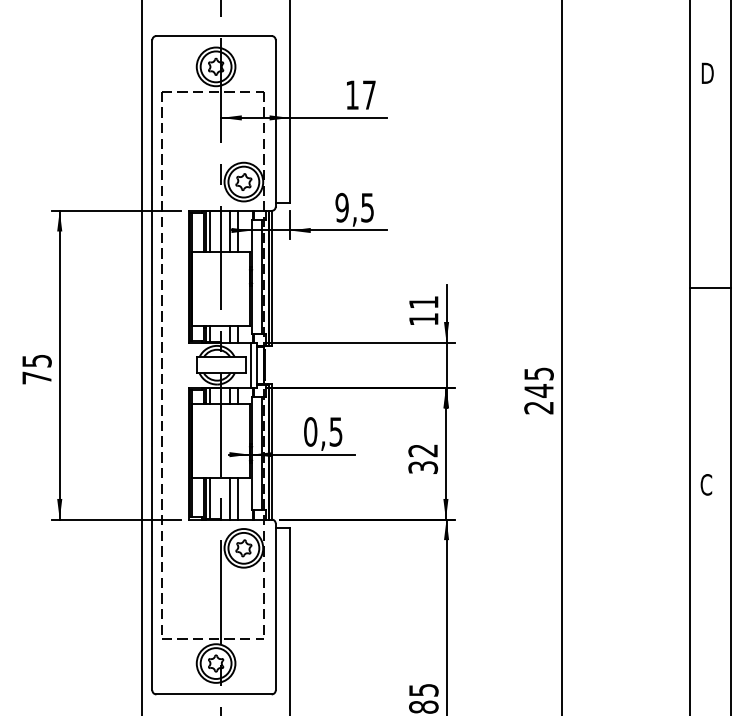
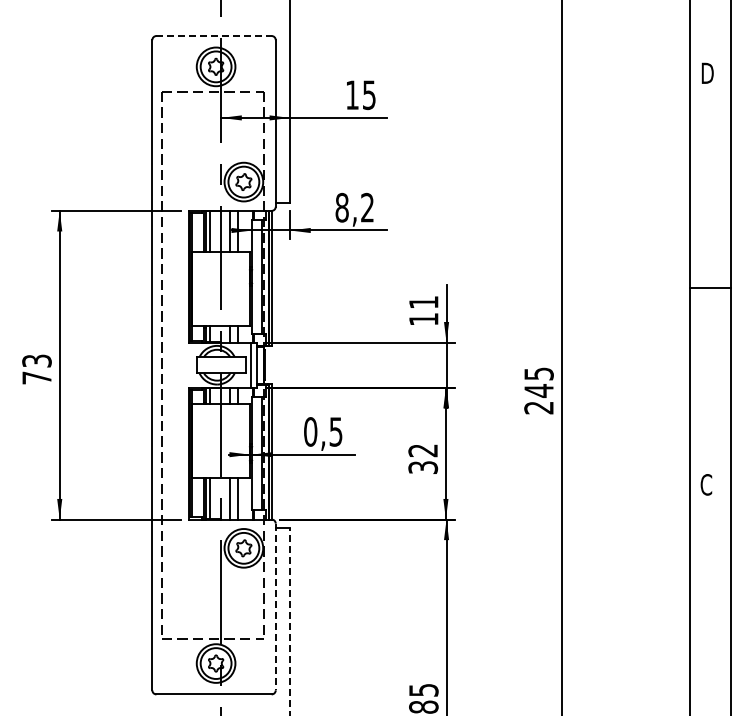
line: solid -> dashed (214, 36)
text: 17 -> 15 (369, 95)
text: 9,5 -> 8,2 (354, 207)
line: present -> none (142, 357)
text: 75 -> 73 (36, 360)
line: solid -> dashed (275, 607)
line: solid -> dashed (290, 621)
